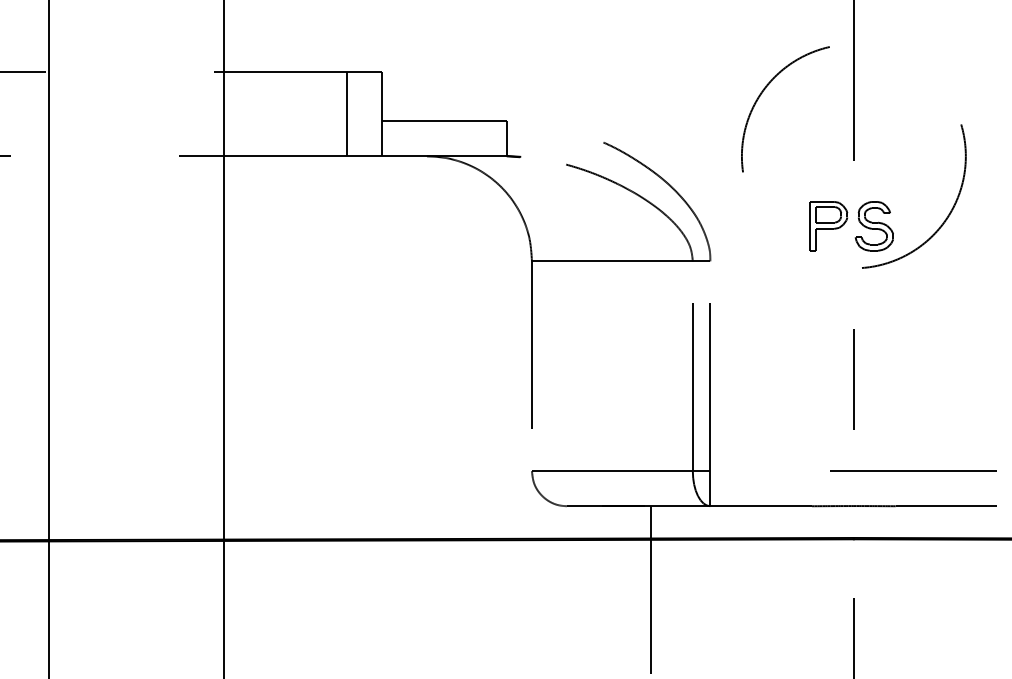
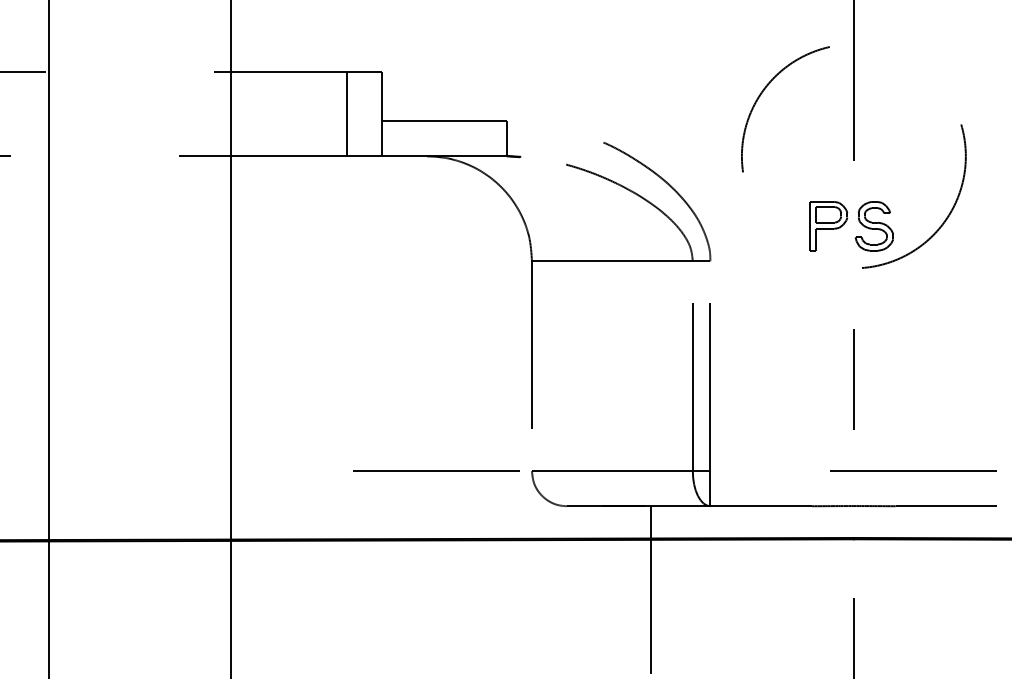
line position: (224, 338) -> (231, 338) (231, 338)
line: none -> present (436, 470)
